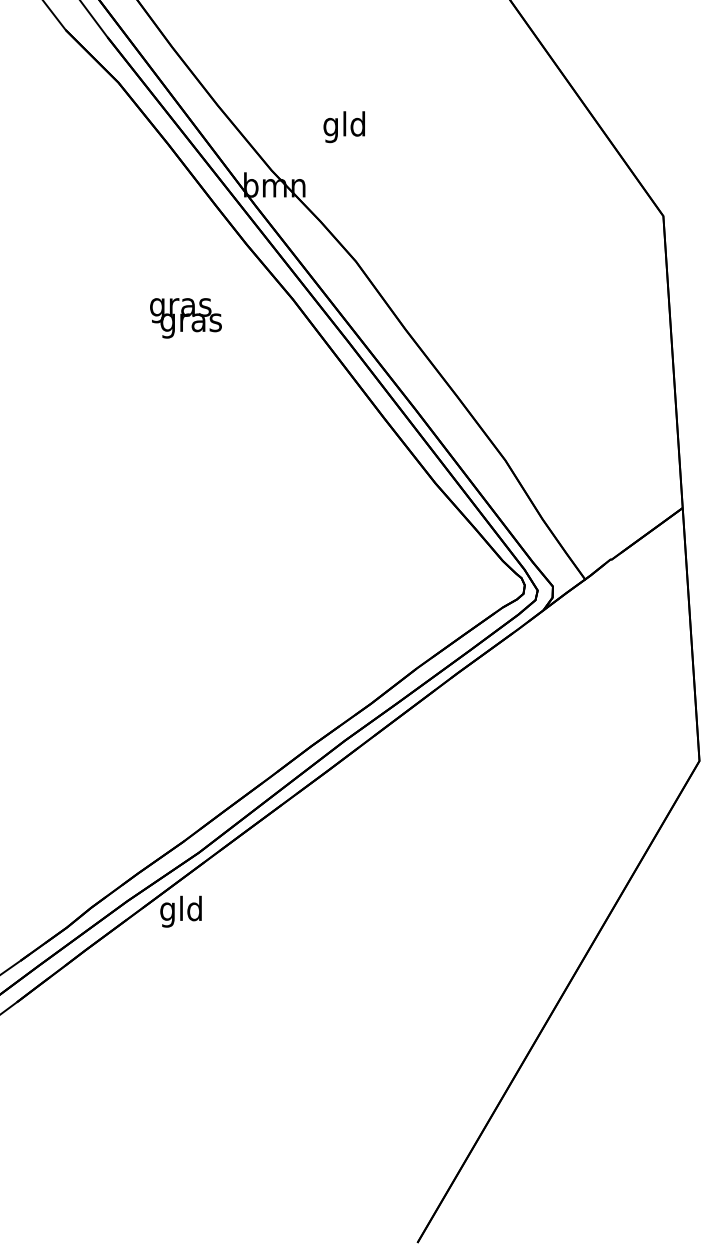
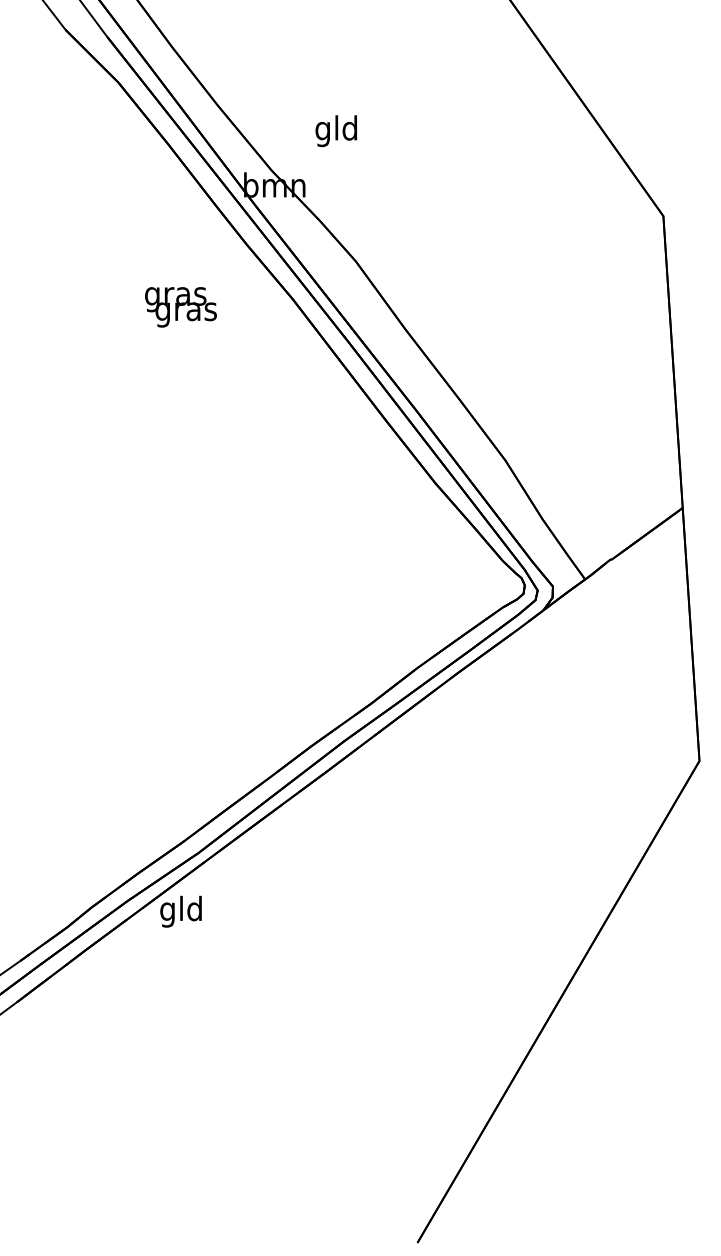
text position: (343, 127) -> (335, 131) (335, 131)
text position: (185, 318) -> (180, 307) (180, 307)
